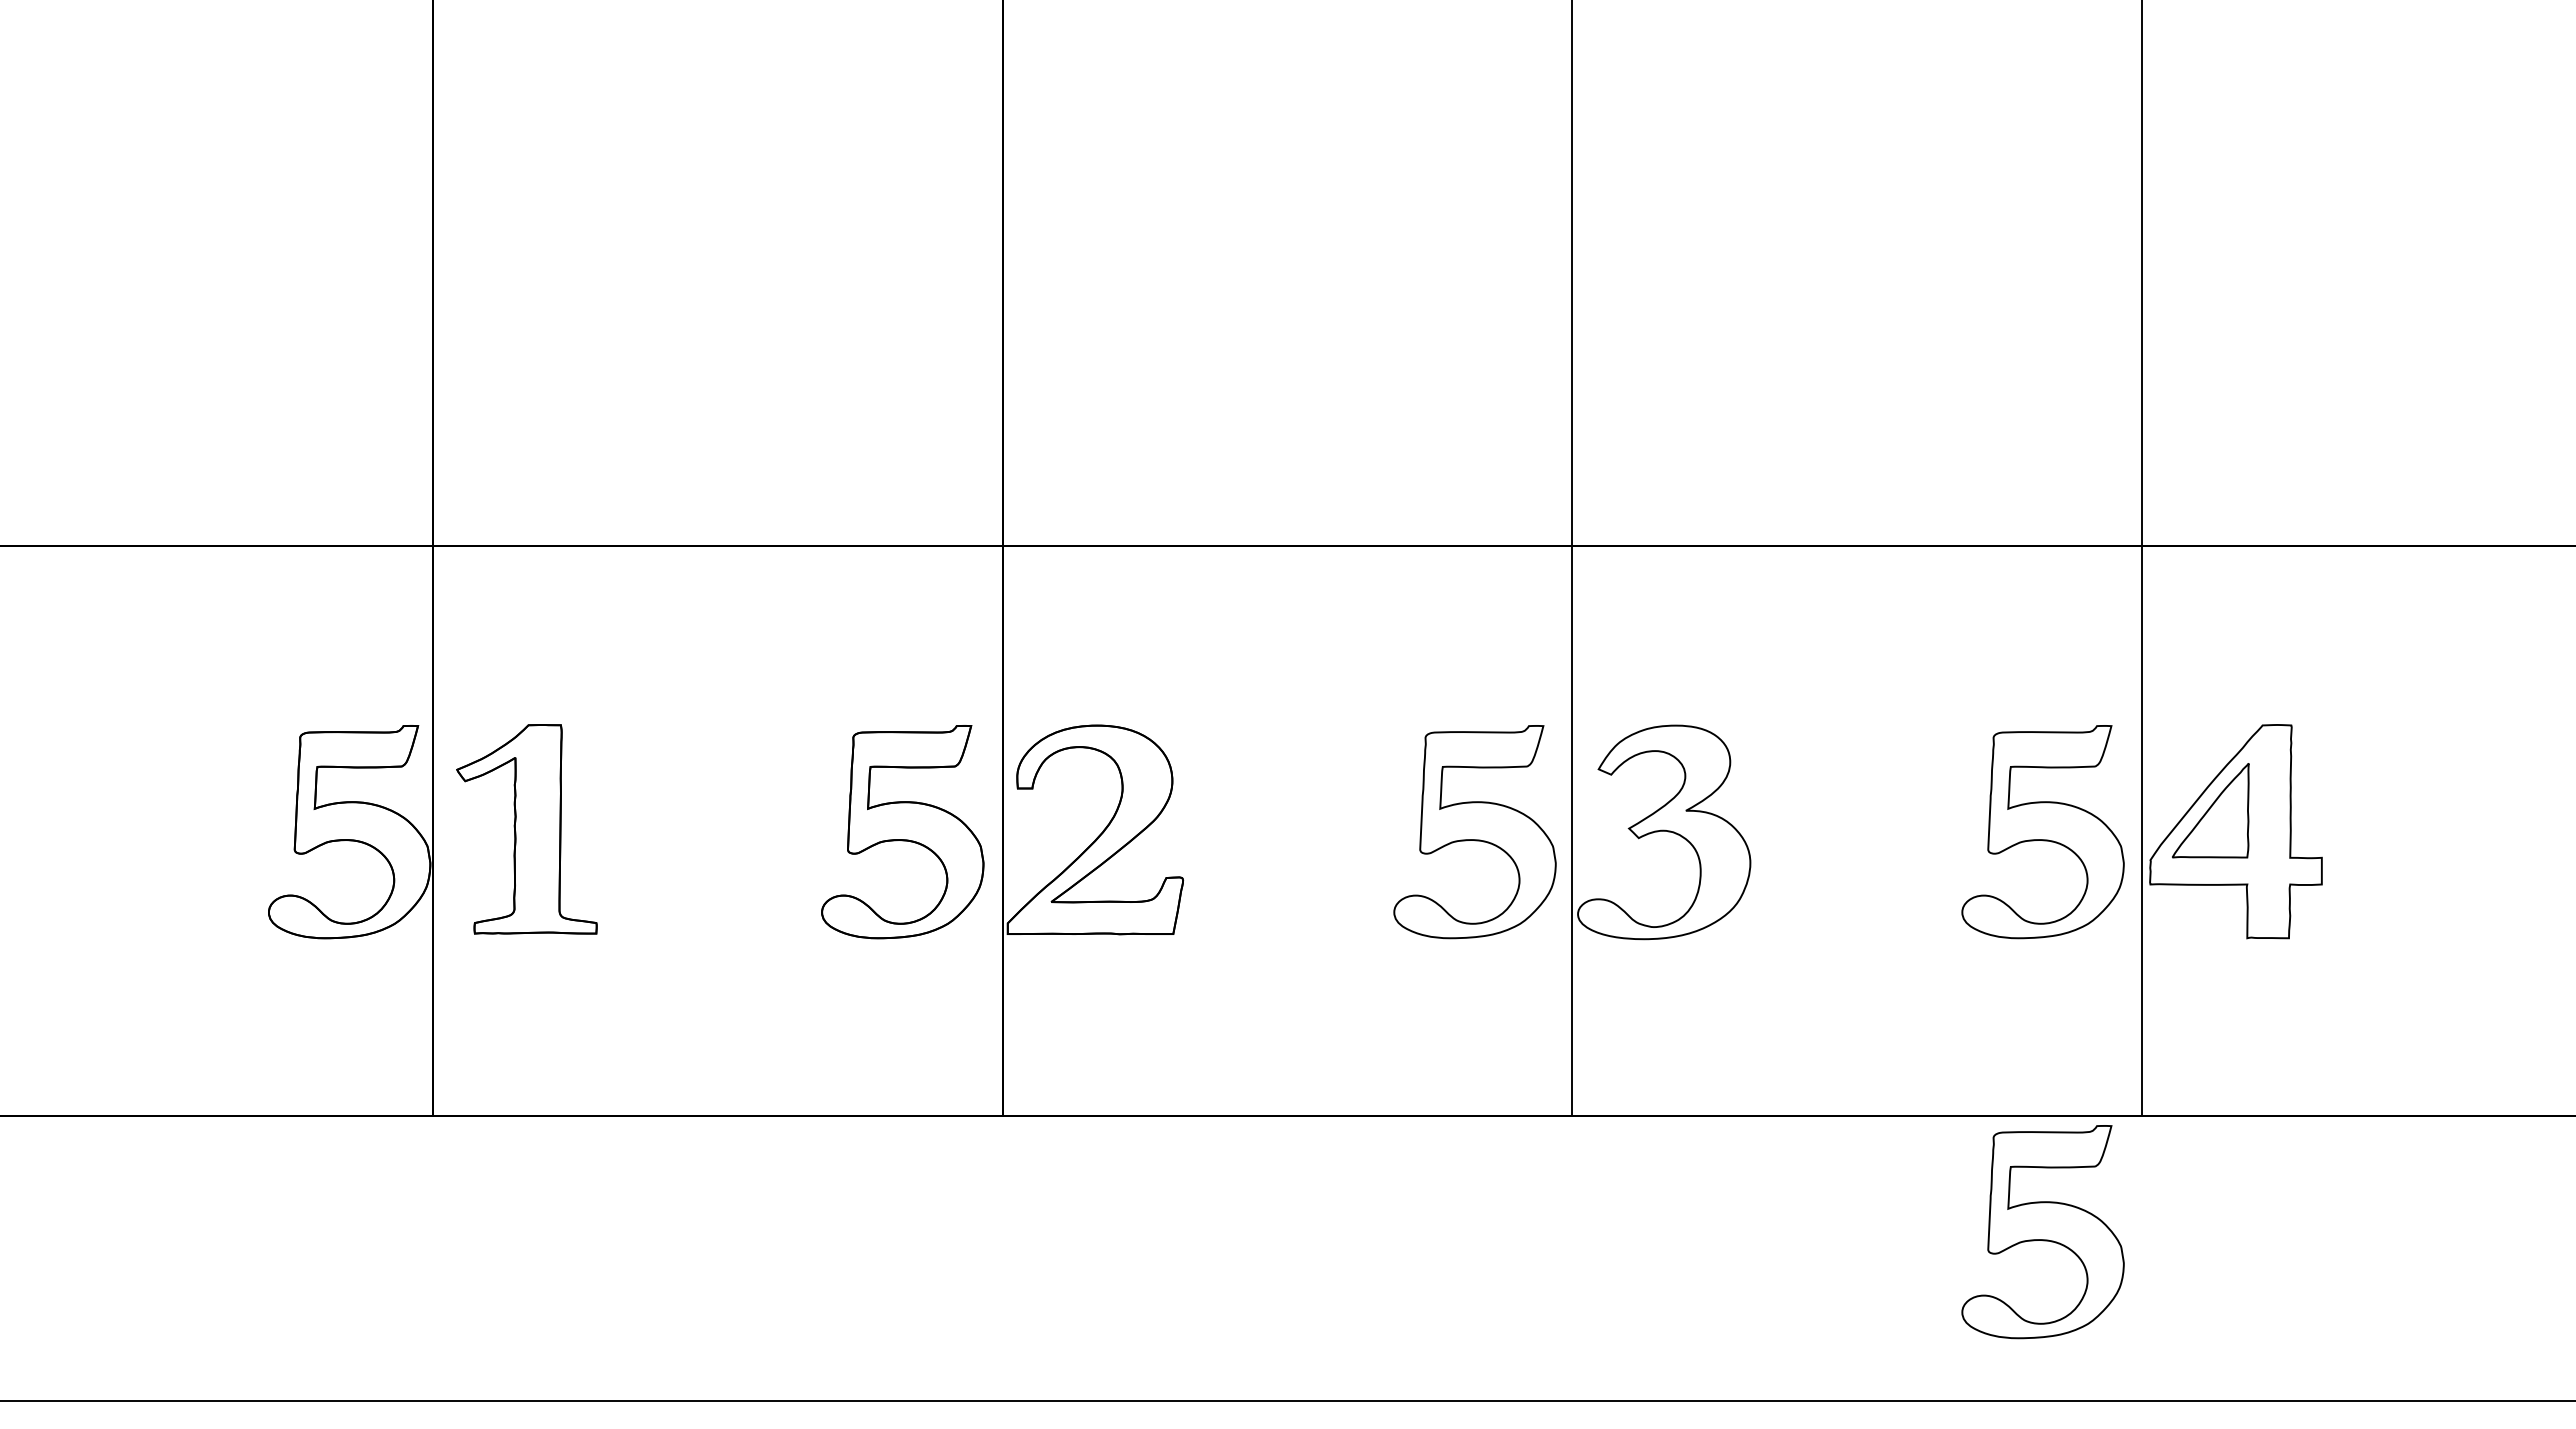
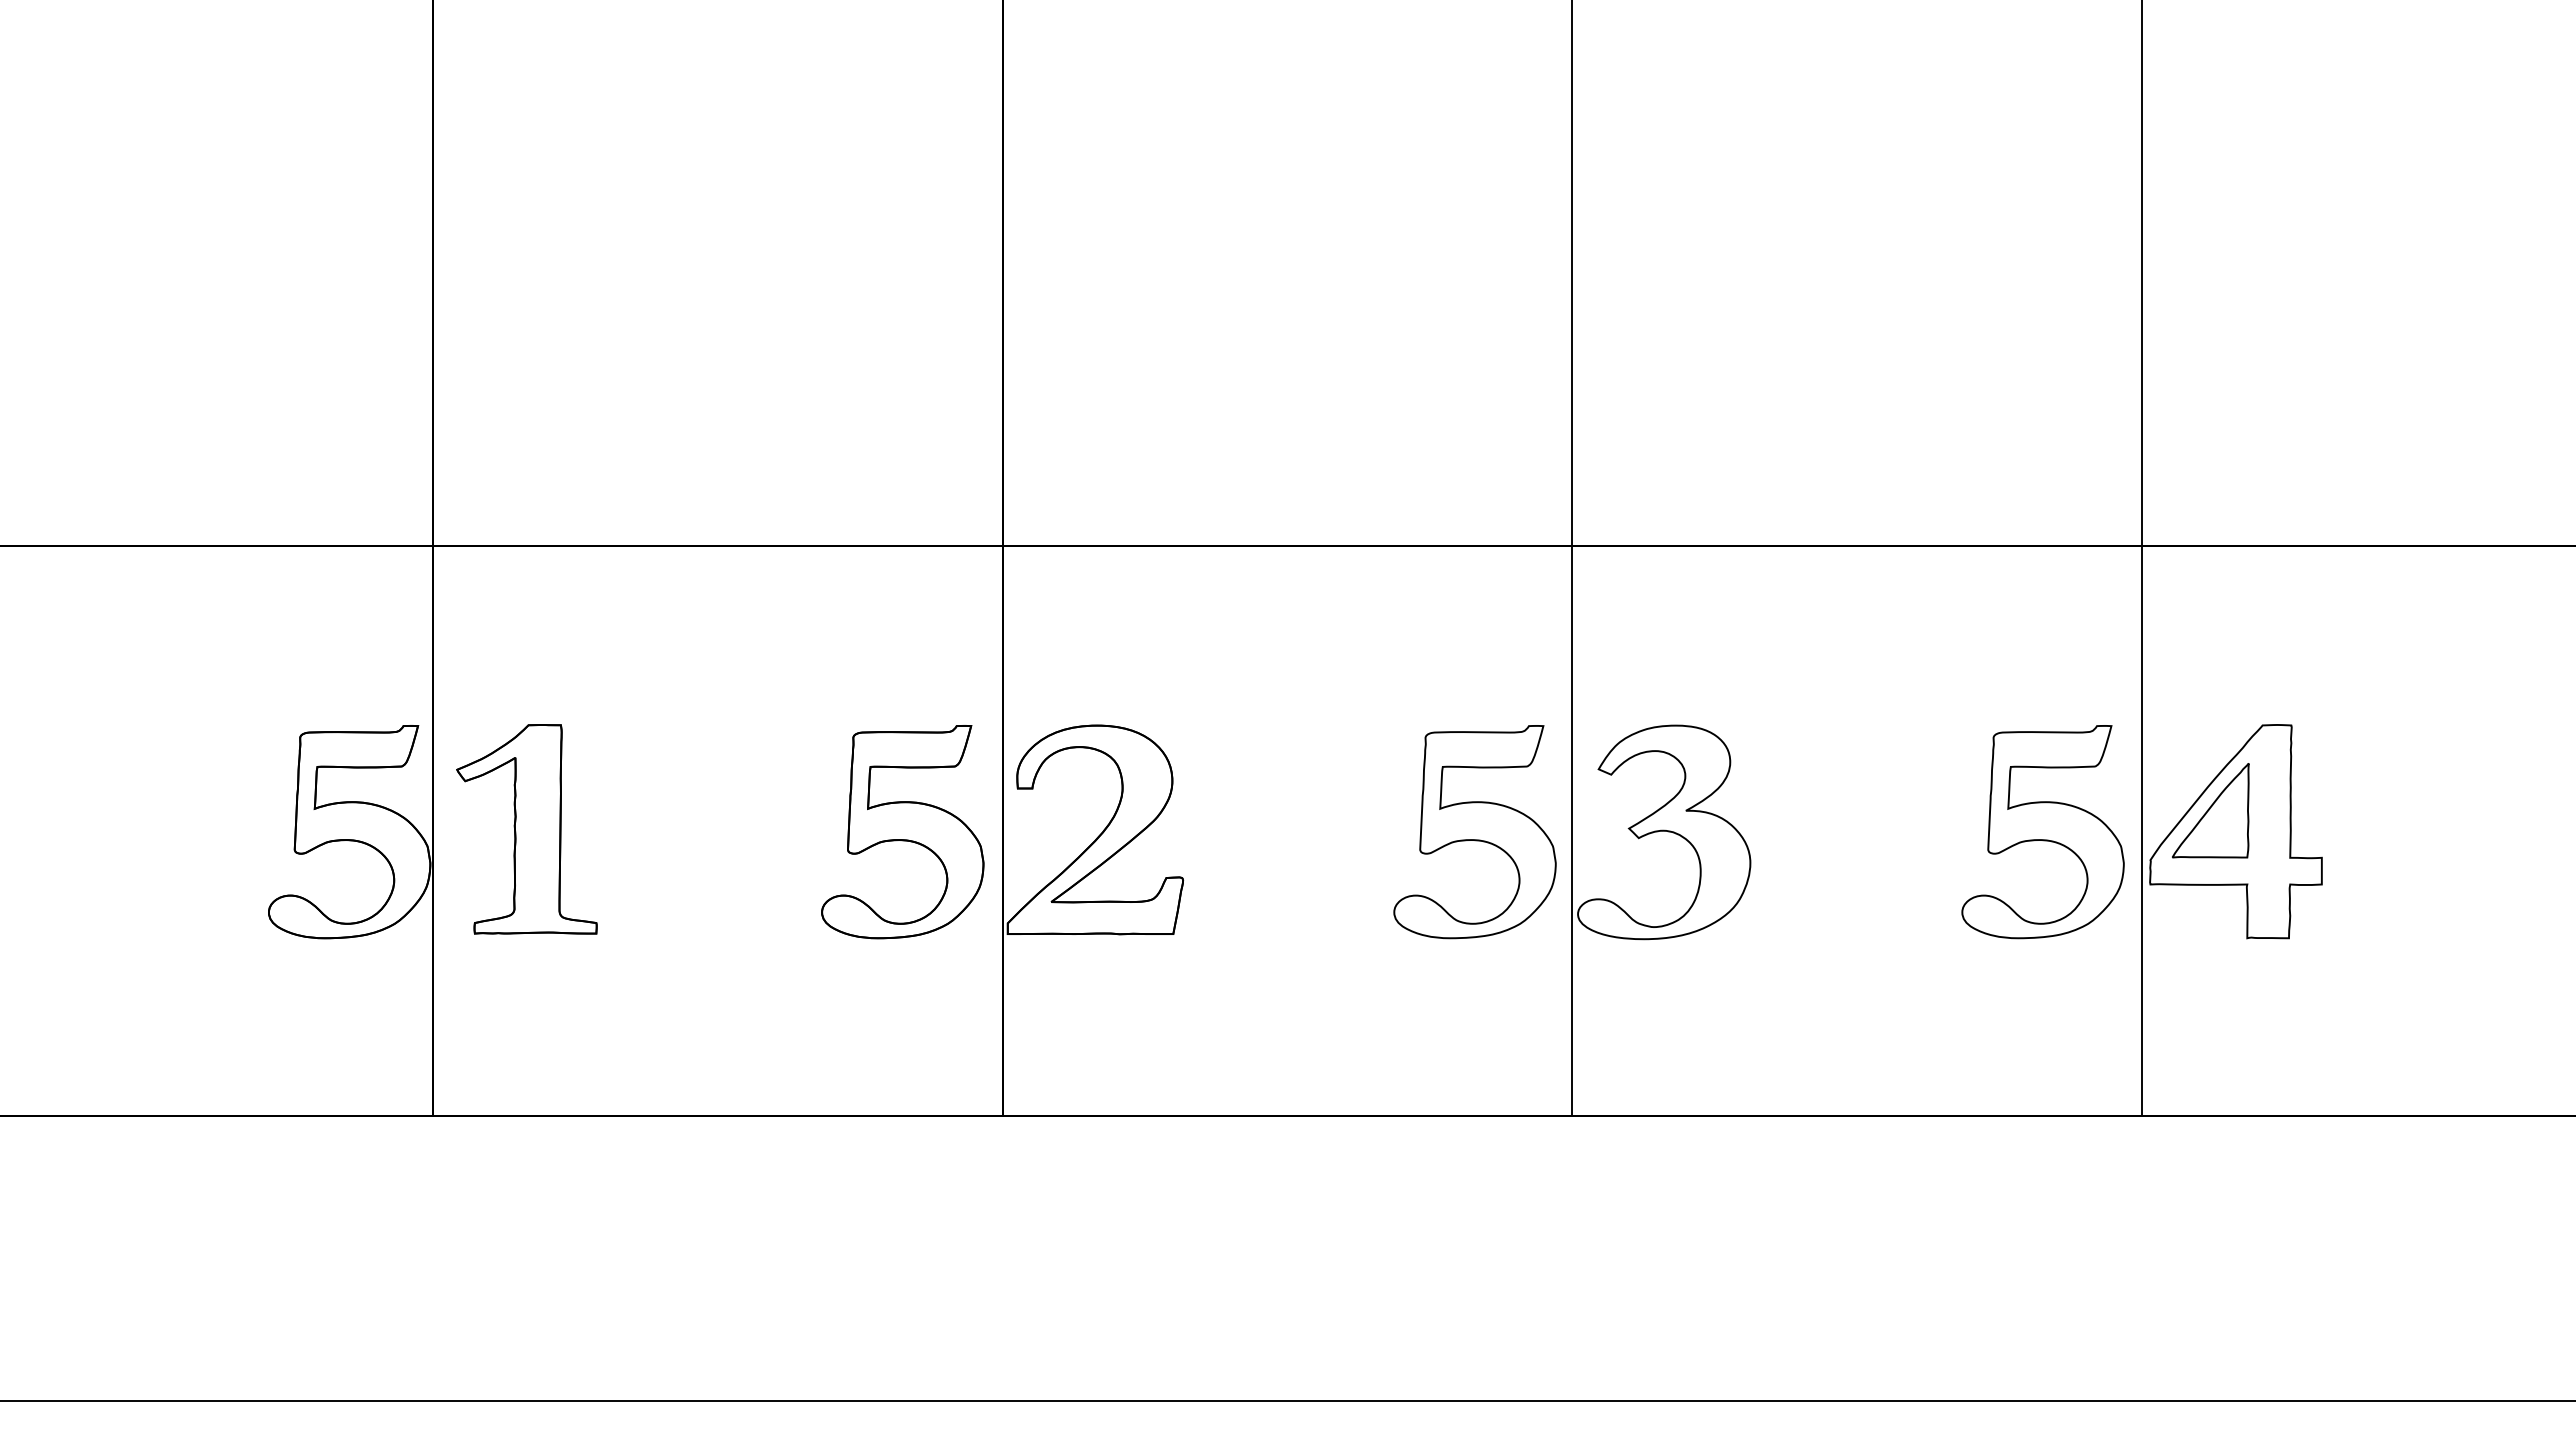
part: present -> none (2042, 1232)
